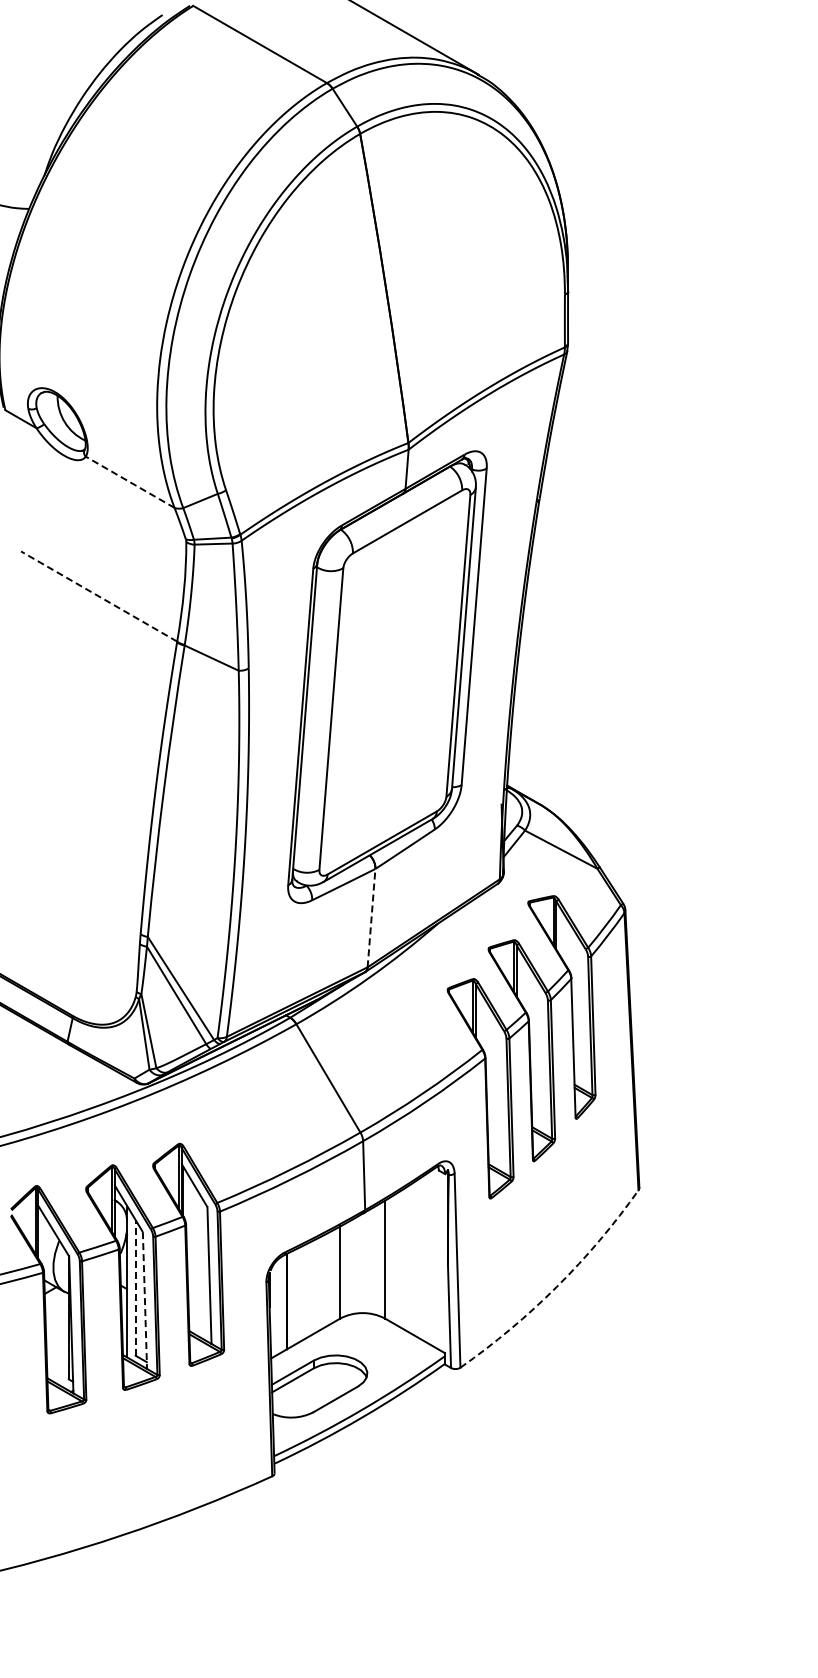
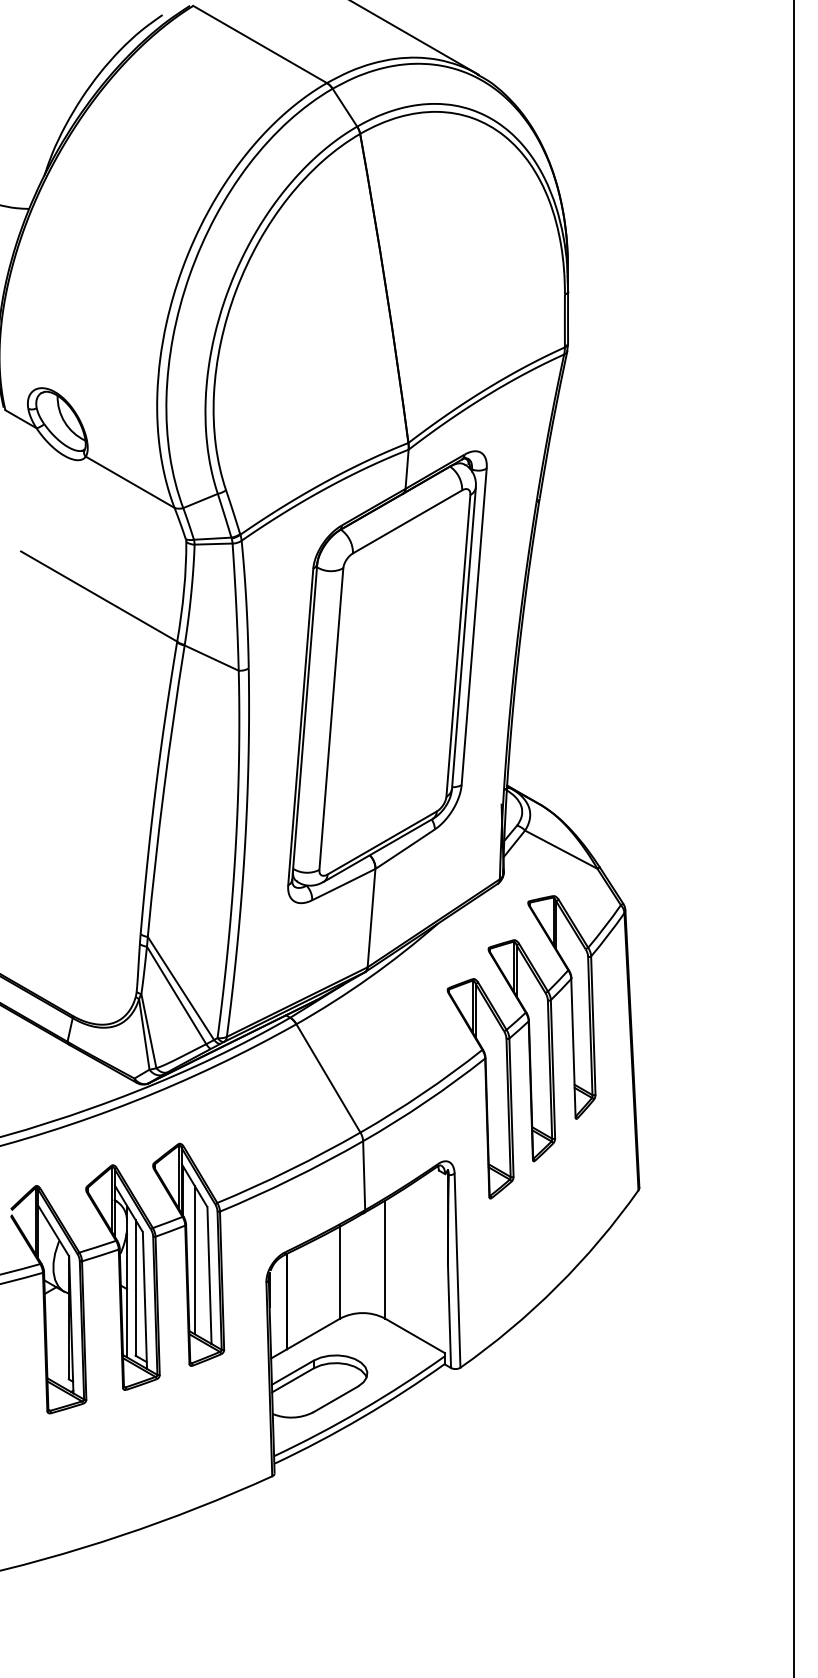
line: dashed -> solid (129, 482)
line: dashed -> solid (98, 596)
line: none -> present (793, 838)
line: dashed -> solid (371, 917)
line: none -> present (194, 1259)
arc: dashed -> solid (557, 1286)
line: dashed -> solid (135, 1287)
line: dashed -> solid (144, 1301)
